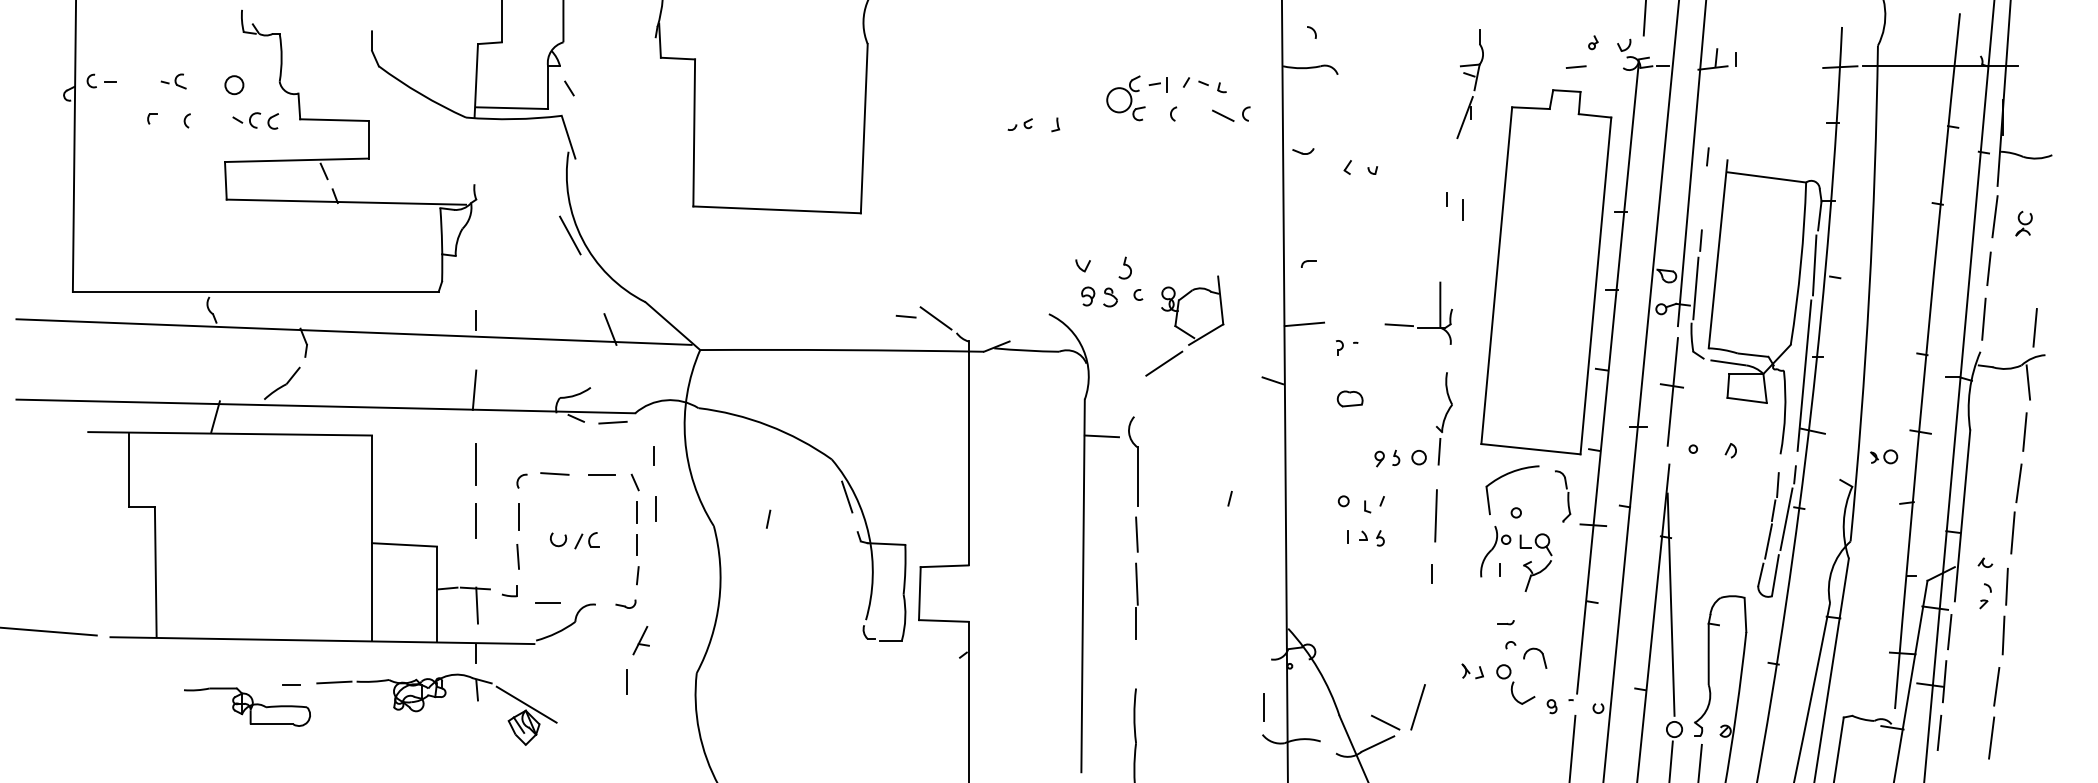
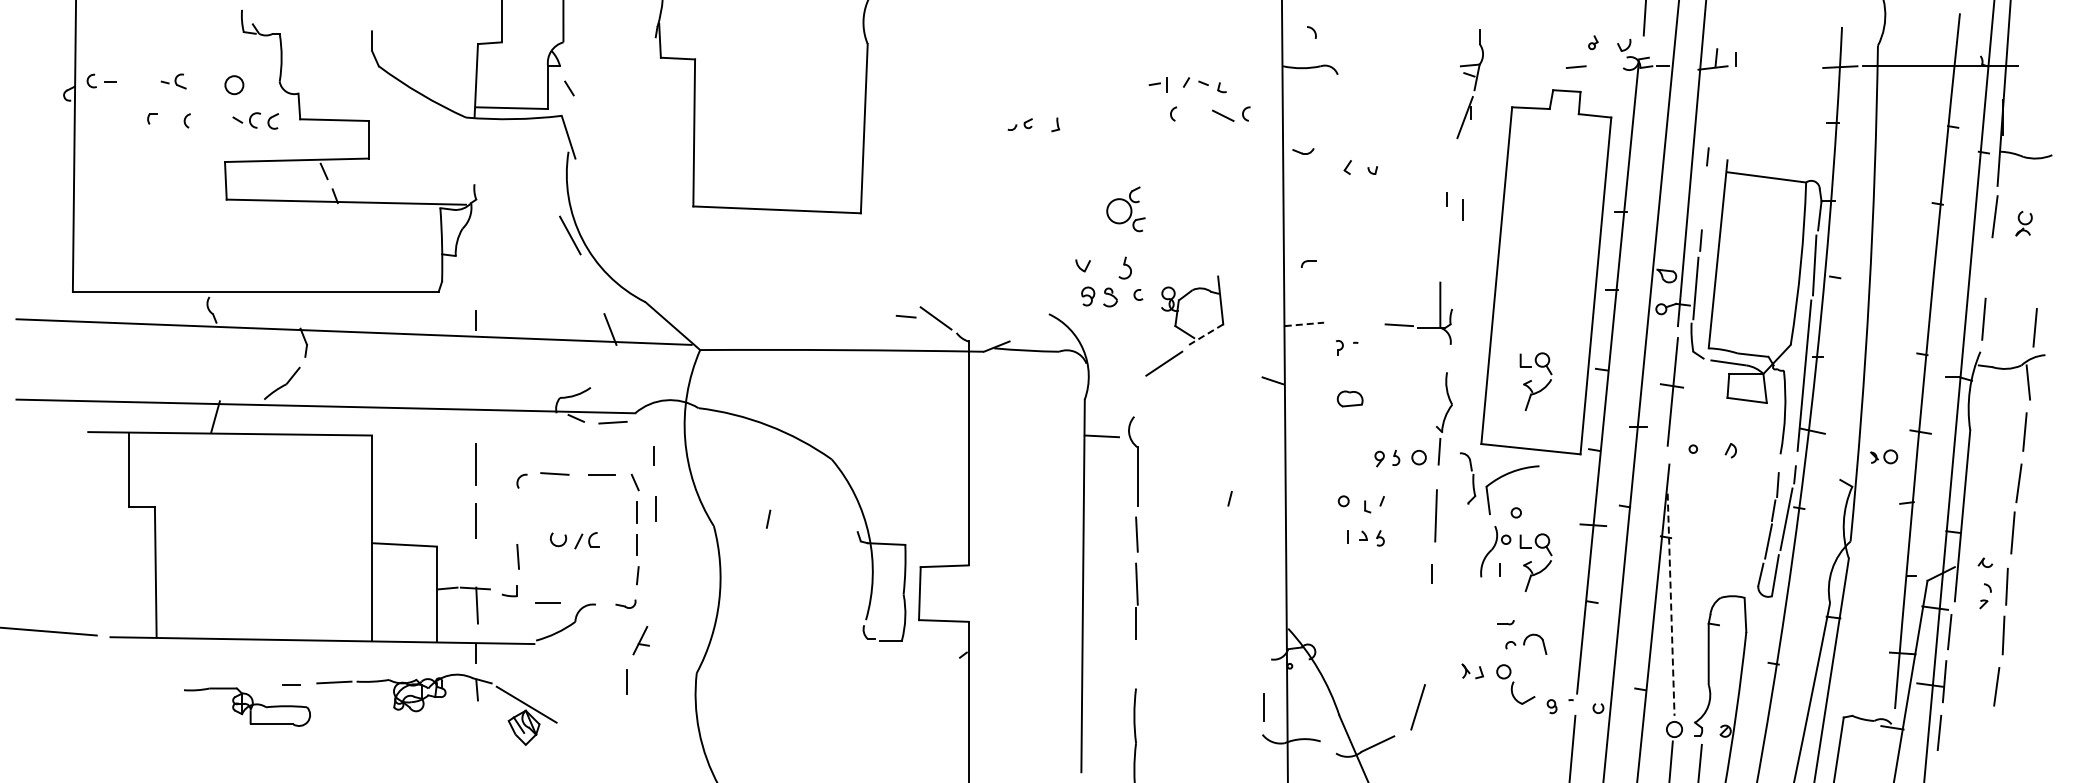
part position: (1125, 98) -> (1125, 209) (1125, 209)
line: present -> none (1988, 268)
line: solid -> dashed (1304, 324)
line: solid -> dashed (1206, 334)
part: none -> present (1535, 381)
line: present -> none (474, 389)
line: present -> none (847, 496)
part position: (1563, 496) -> (1468, 478) (1468, 478)
line: present -> none (519, 516)
line: solid -> dashed (1671, 605)
part position: (1541, 654) -> (1541, 640) (1541, 640)
line: present -> none (1385, 722)
line: present -> none (1991, 737)
